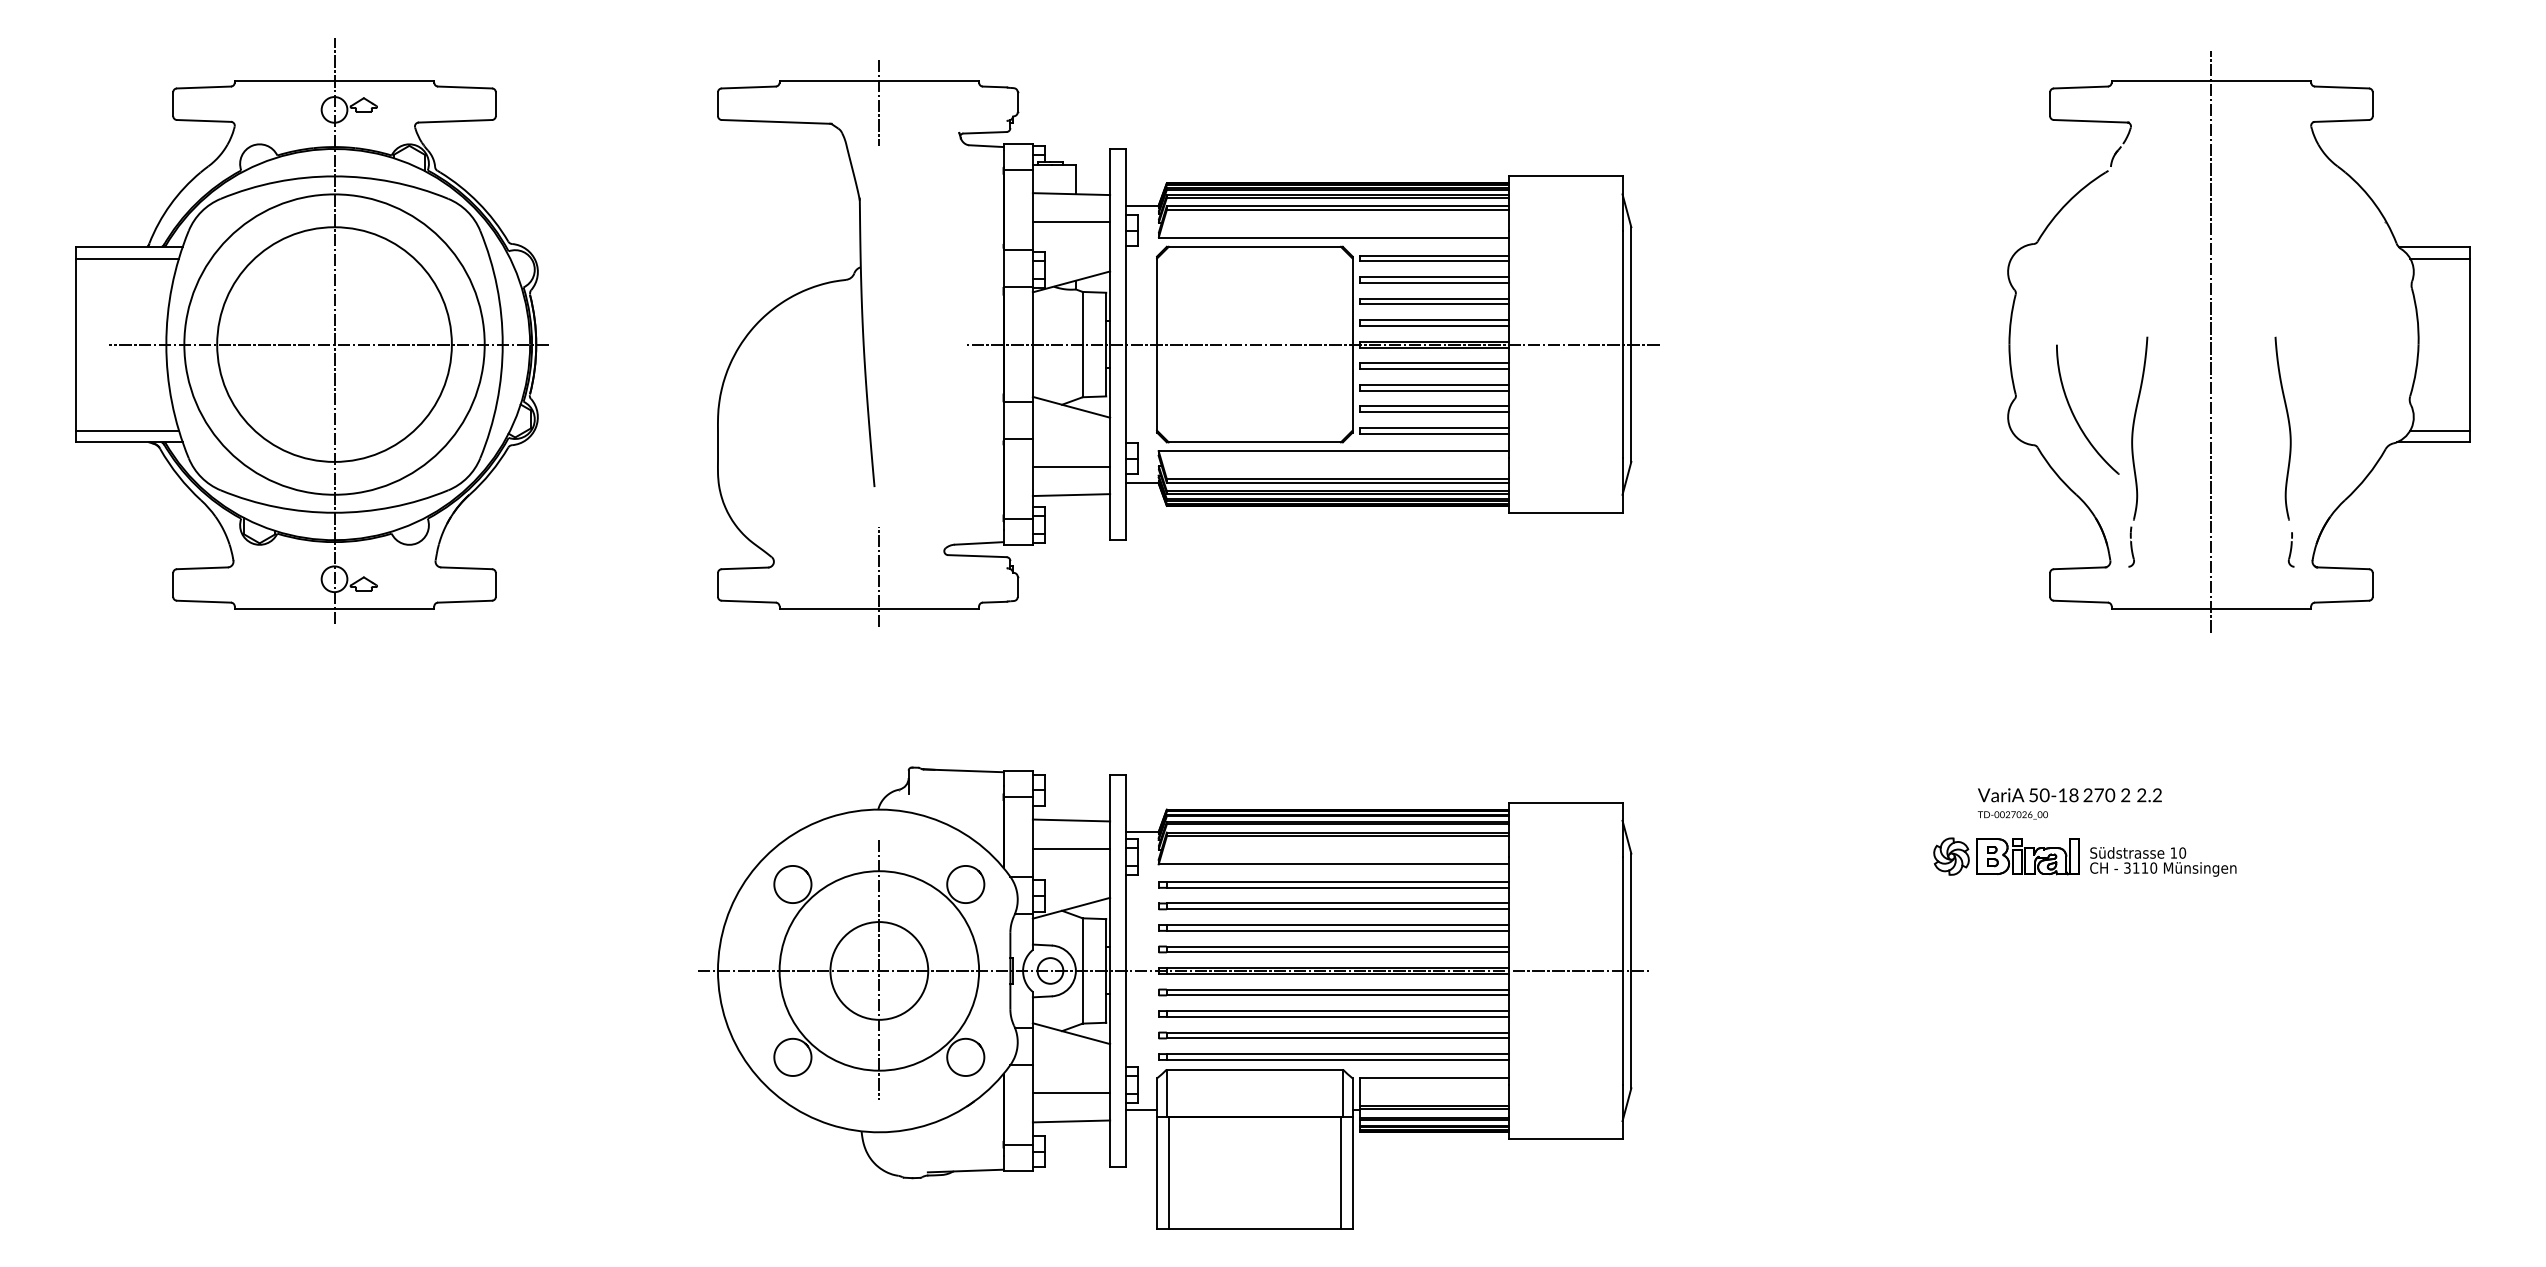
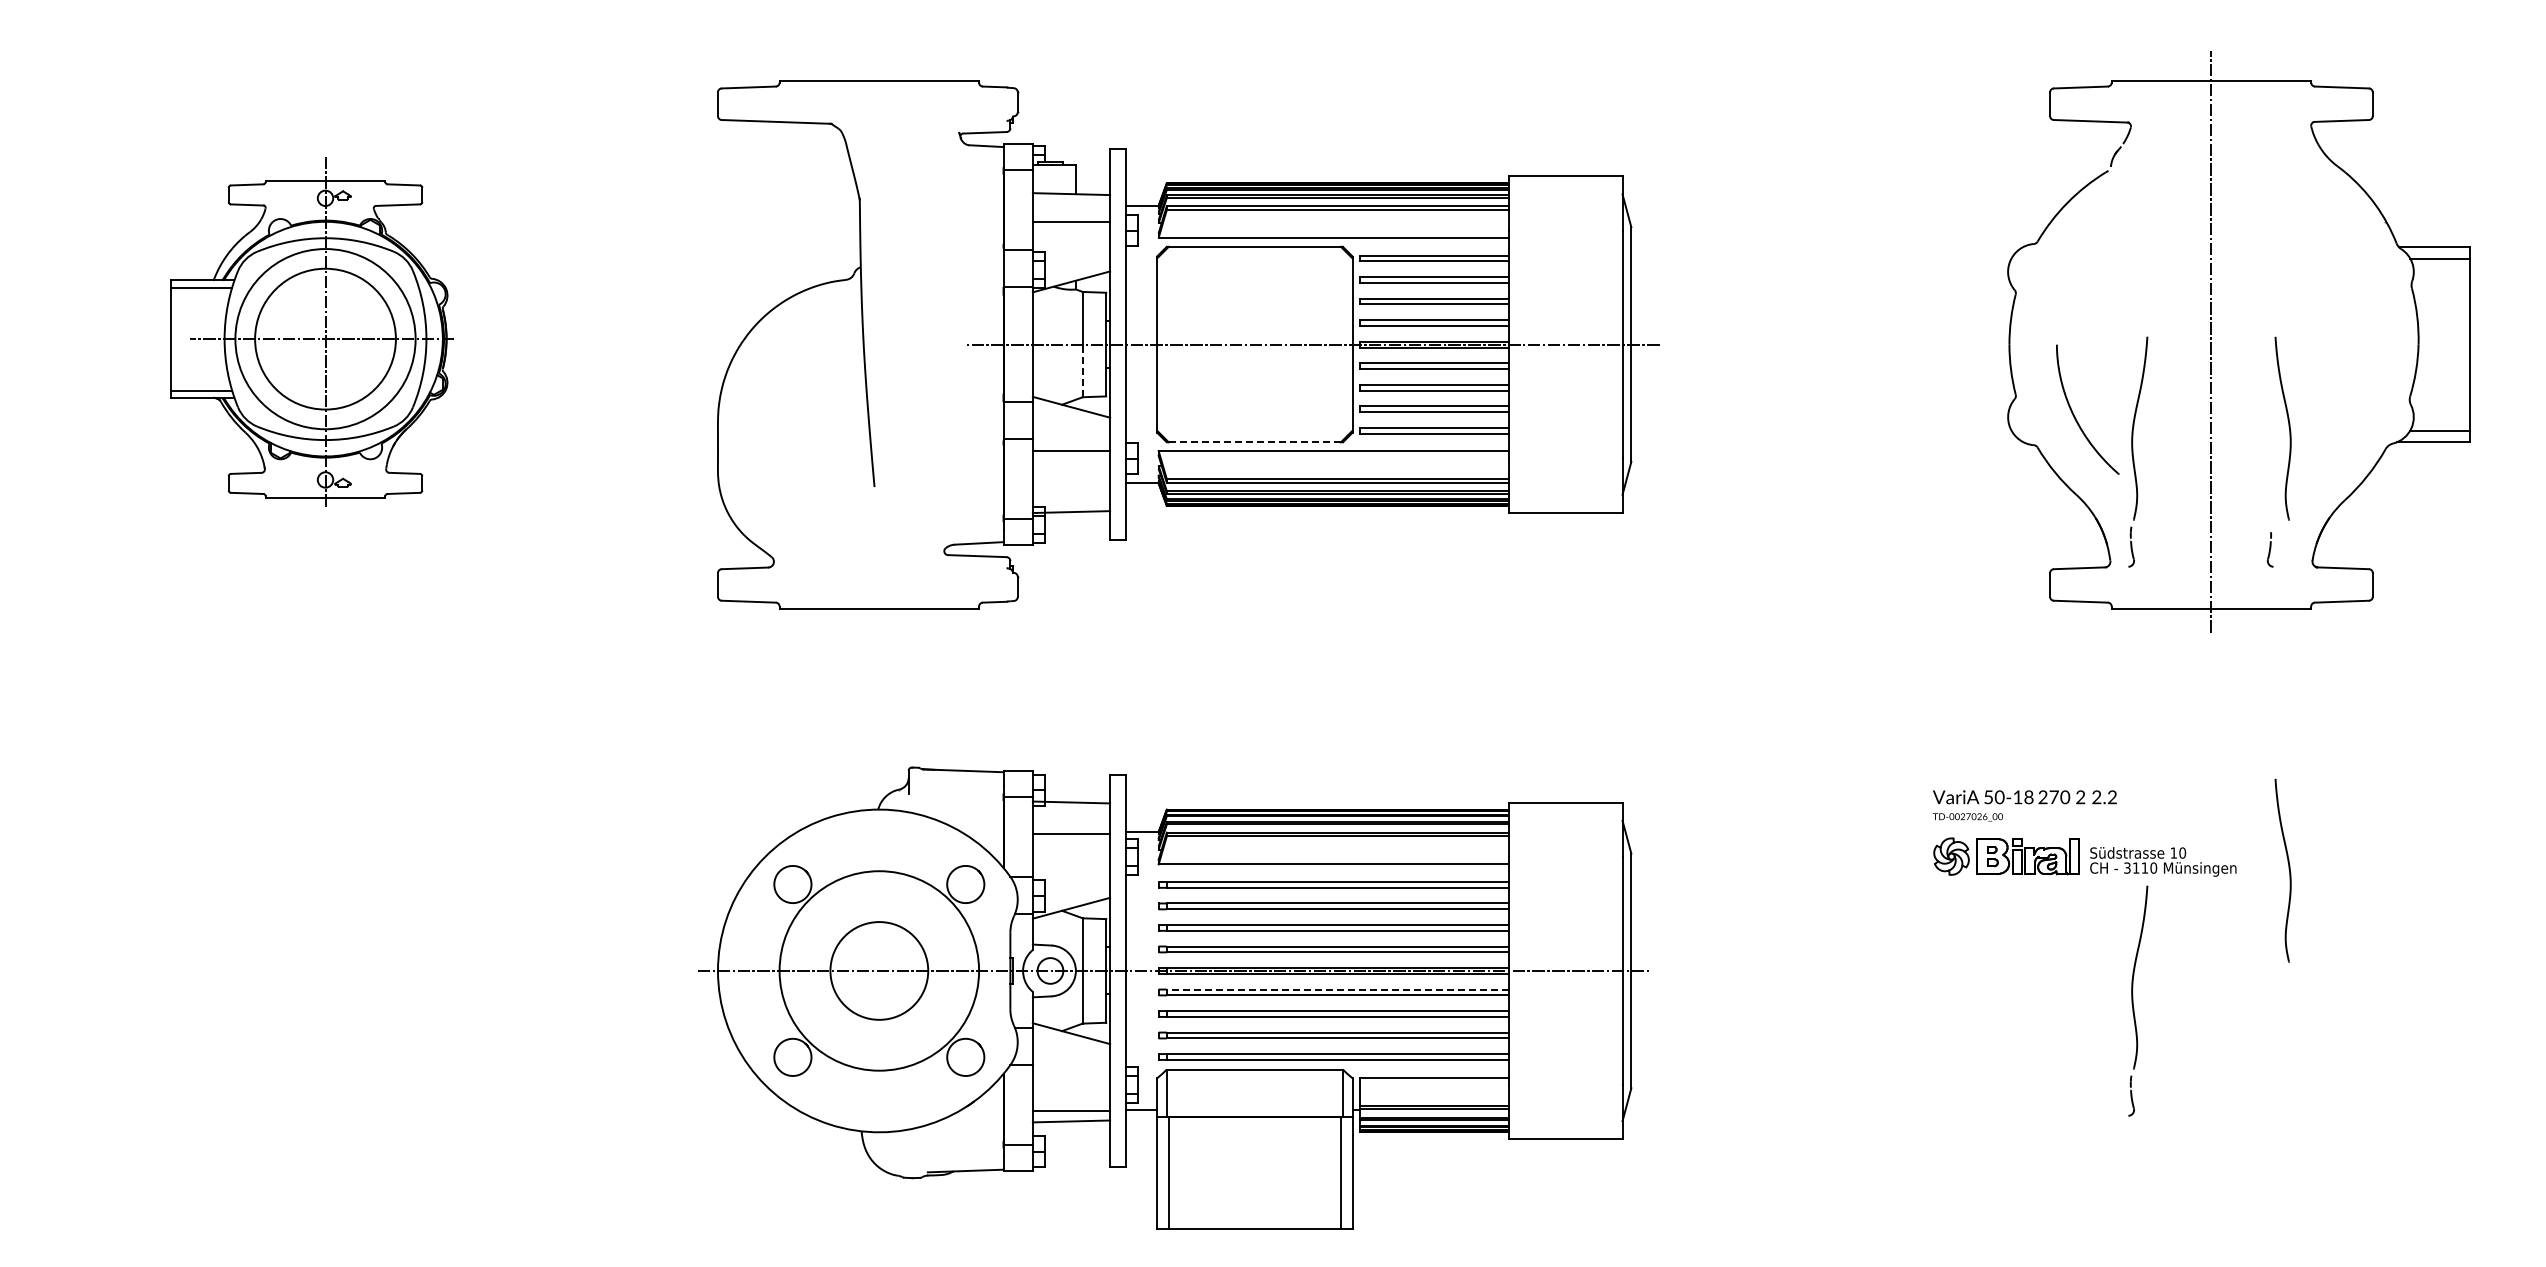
line: present -> none (879, 102)
part size: 474x586 px -> 284x350 px (311, 331)
line: solid -> dashed (1082, 370)
line: solid -> dashed (1255, 442)
line position: (1071, 466) -> (1071, 450) (1071, 450)
line position: (1071, 495) -> (1071, 512) (1071, 512)
part position: (2290, 549) -> (2269, 549) (2269, 549)
line: present -> none (879, 576)
text position: (2069, 803) -> (2024, 805) (2024, 805)
line position: (1071, 820) -> (1071, 802) (1071, 802)
line position: (1071, 848) -> (1071, 833) (1071, 833)
part: none -> present (2288, 869)
line: present -> none (879, 969)
line: solid -> dashed (1337, 989)
part: none -> present (2138, 1000)
line position: (1071, 1093) -> (1071, 1111) (1071, 1111)
